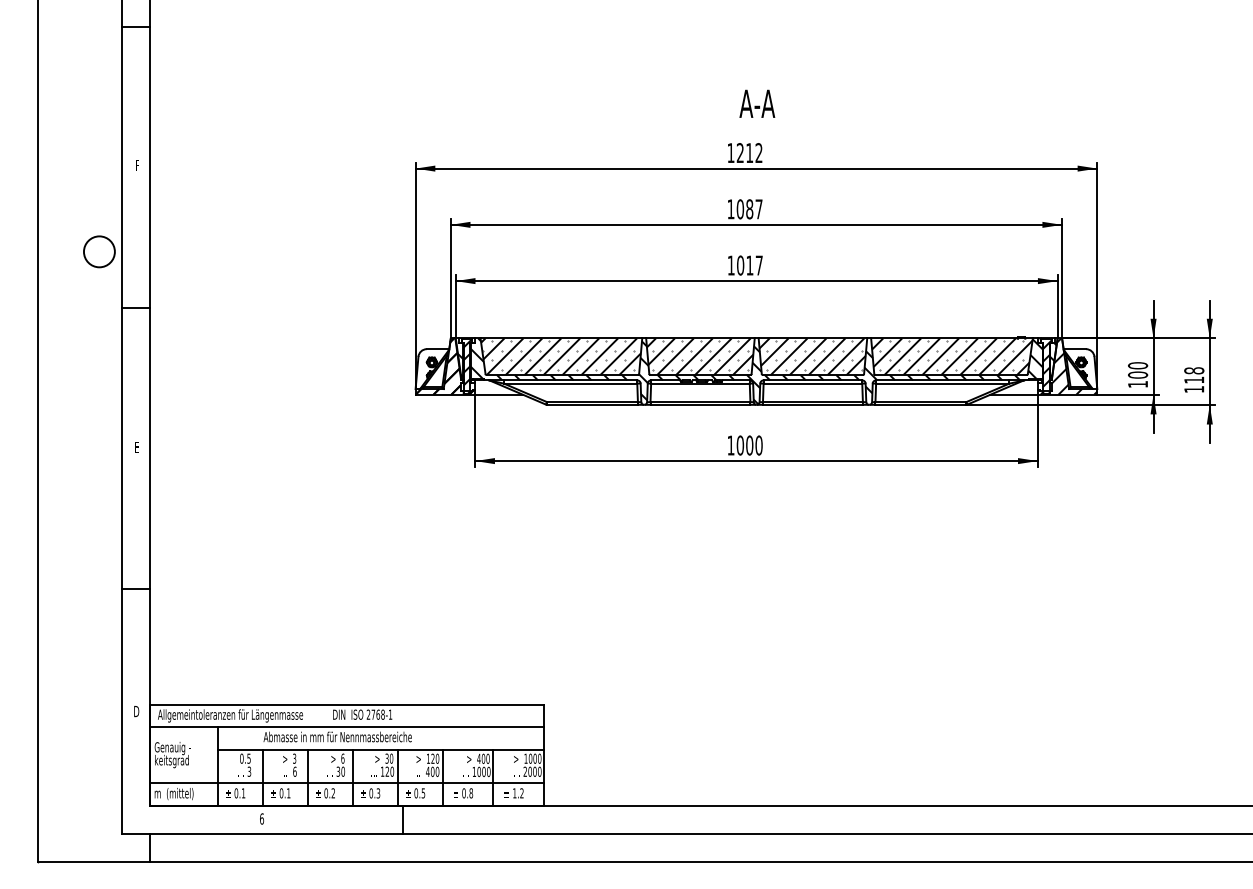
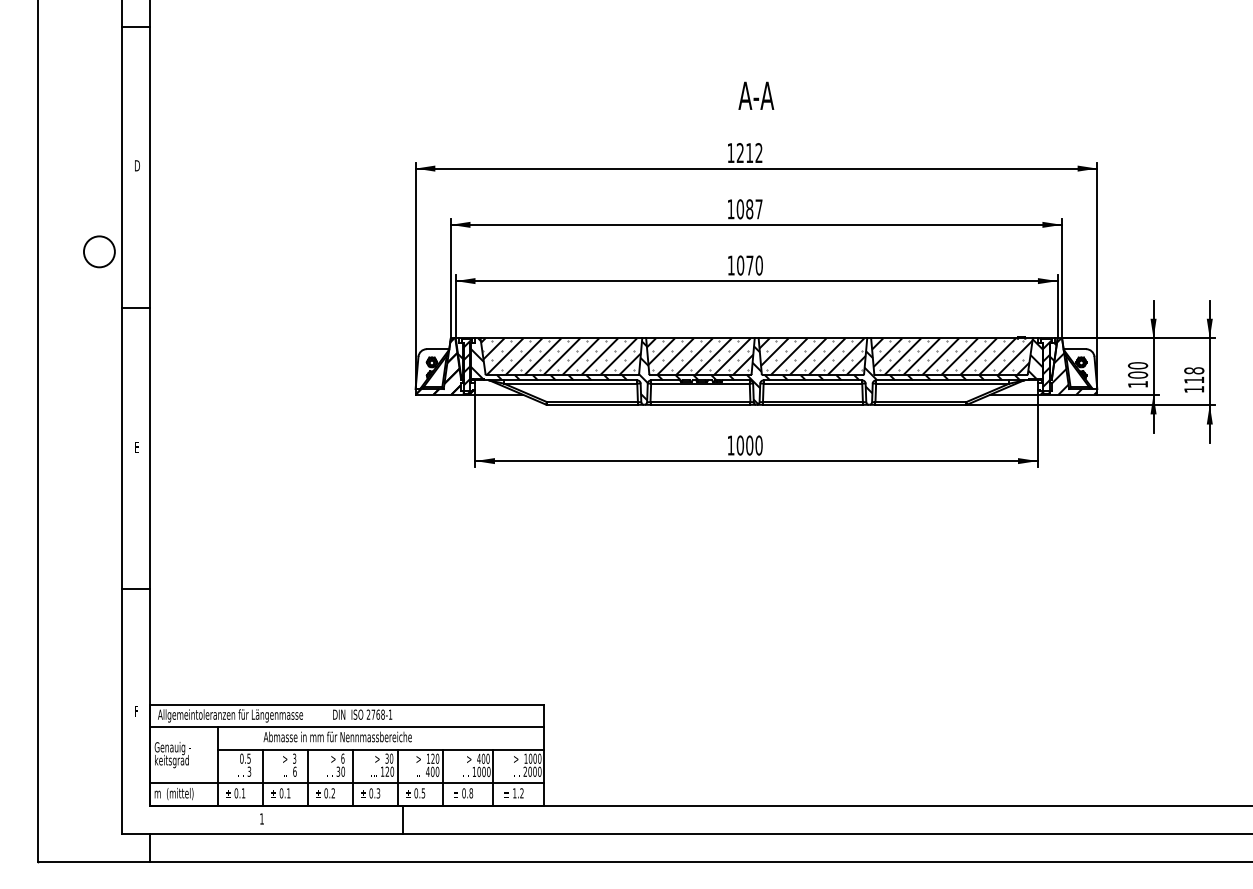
text position: (757, 103) -> (756, 95) (756, 95)
text: F -> D (137, 165)
text: 1017 -> 1070 (754, 265)
text: D -> F (136, 711)
text: 6 -> 1 (262, 818)
